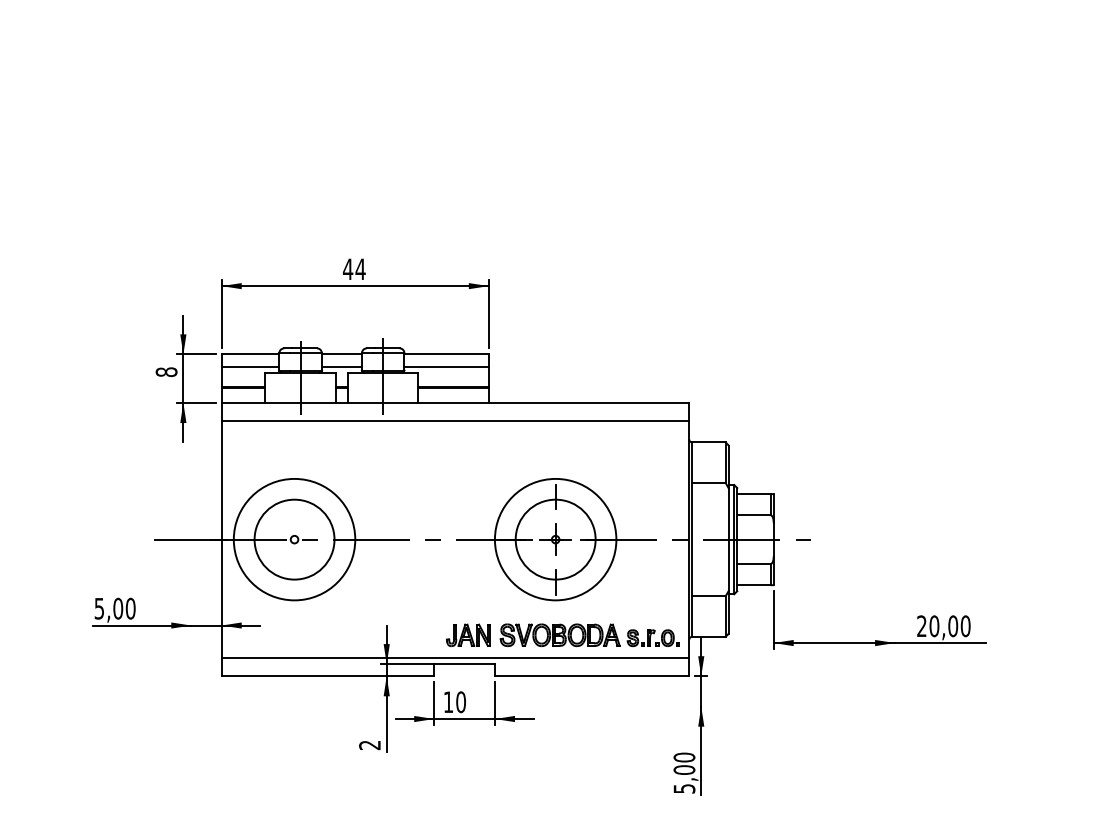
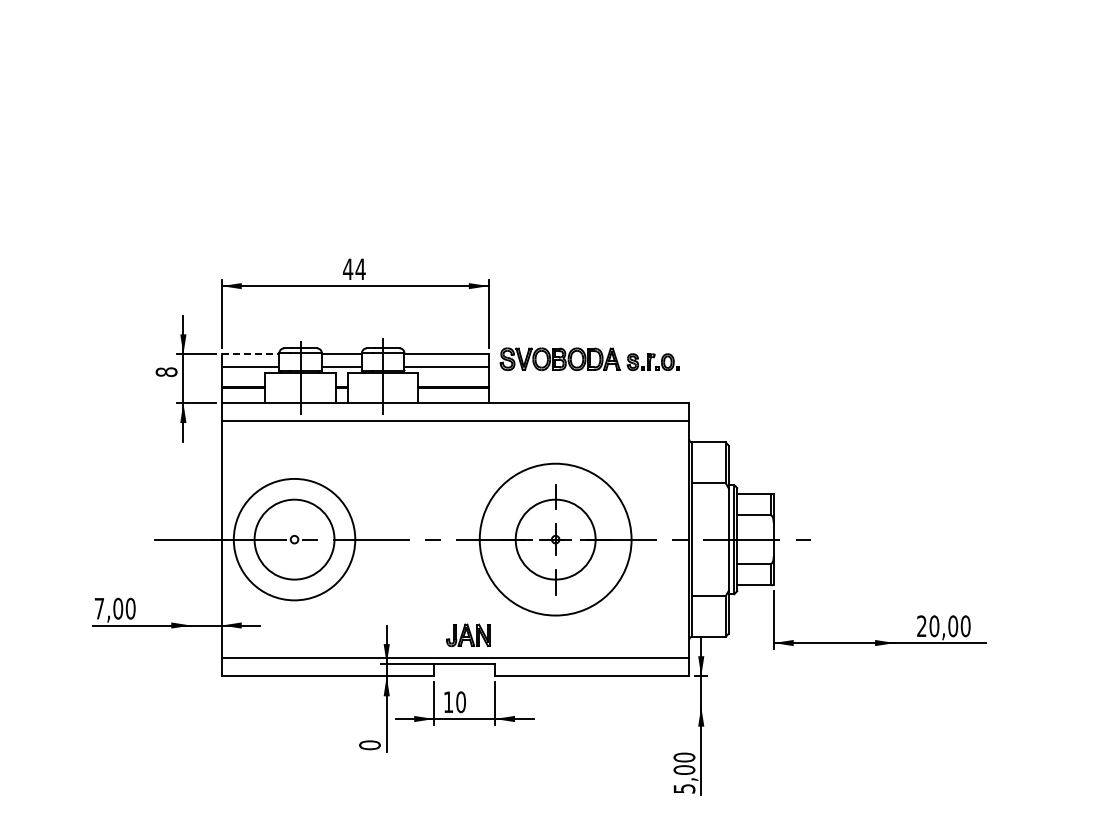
line: solid -> dashed (250, 354)
circle diameter: 121 px -> 152 px (555, 539)
text: 5,00 -> 7,00 (98, 608)
part position: (589, 635) -> (589, 359) (589, 359)
text: 2 -> 0 (369, 745)
